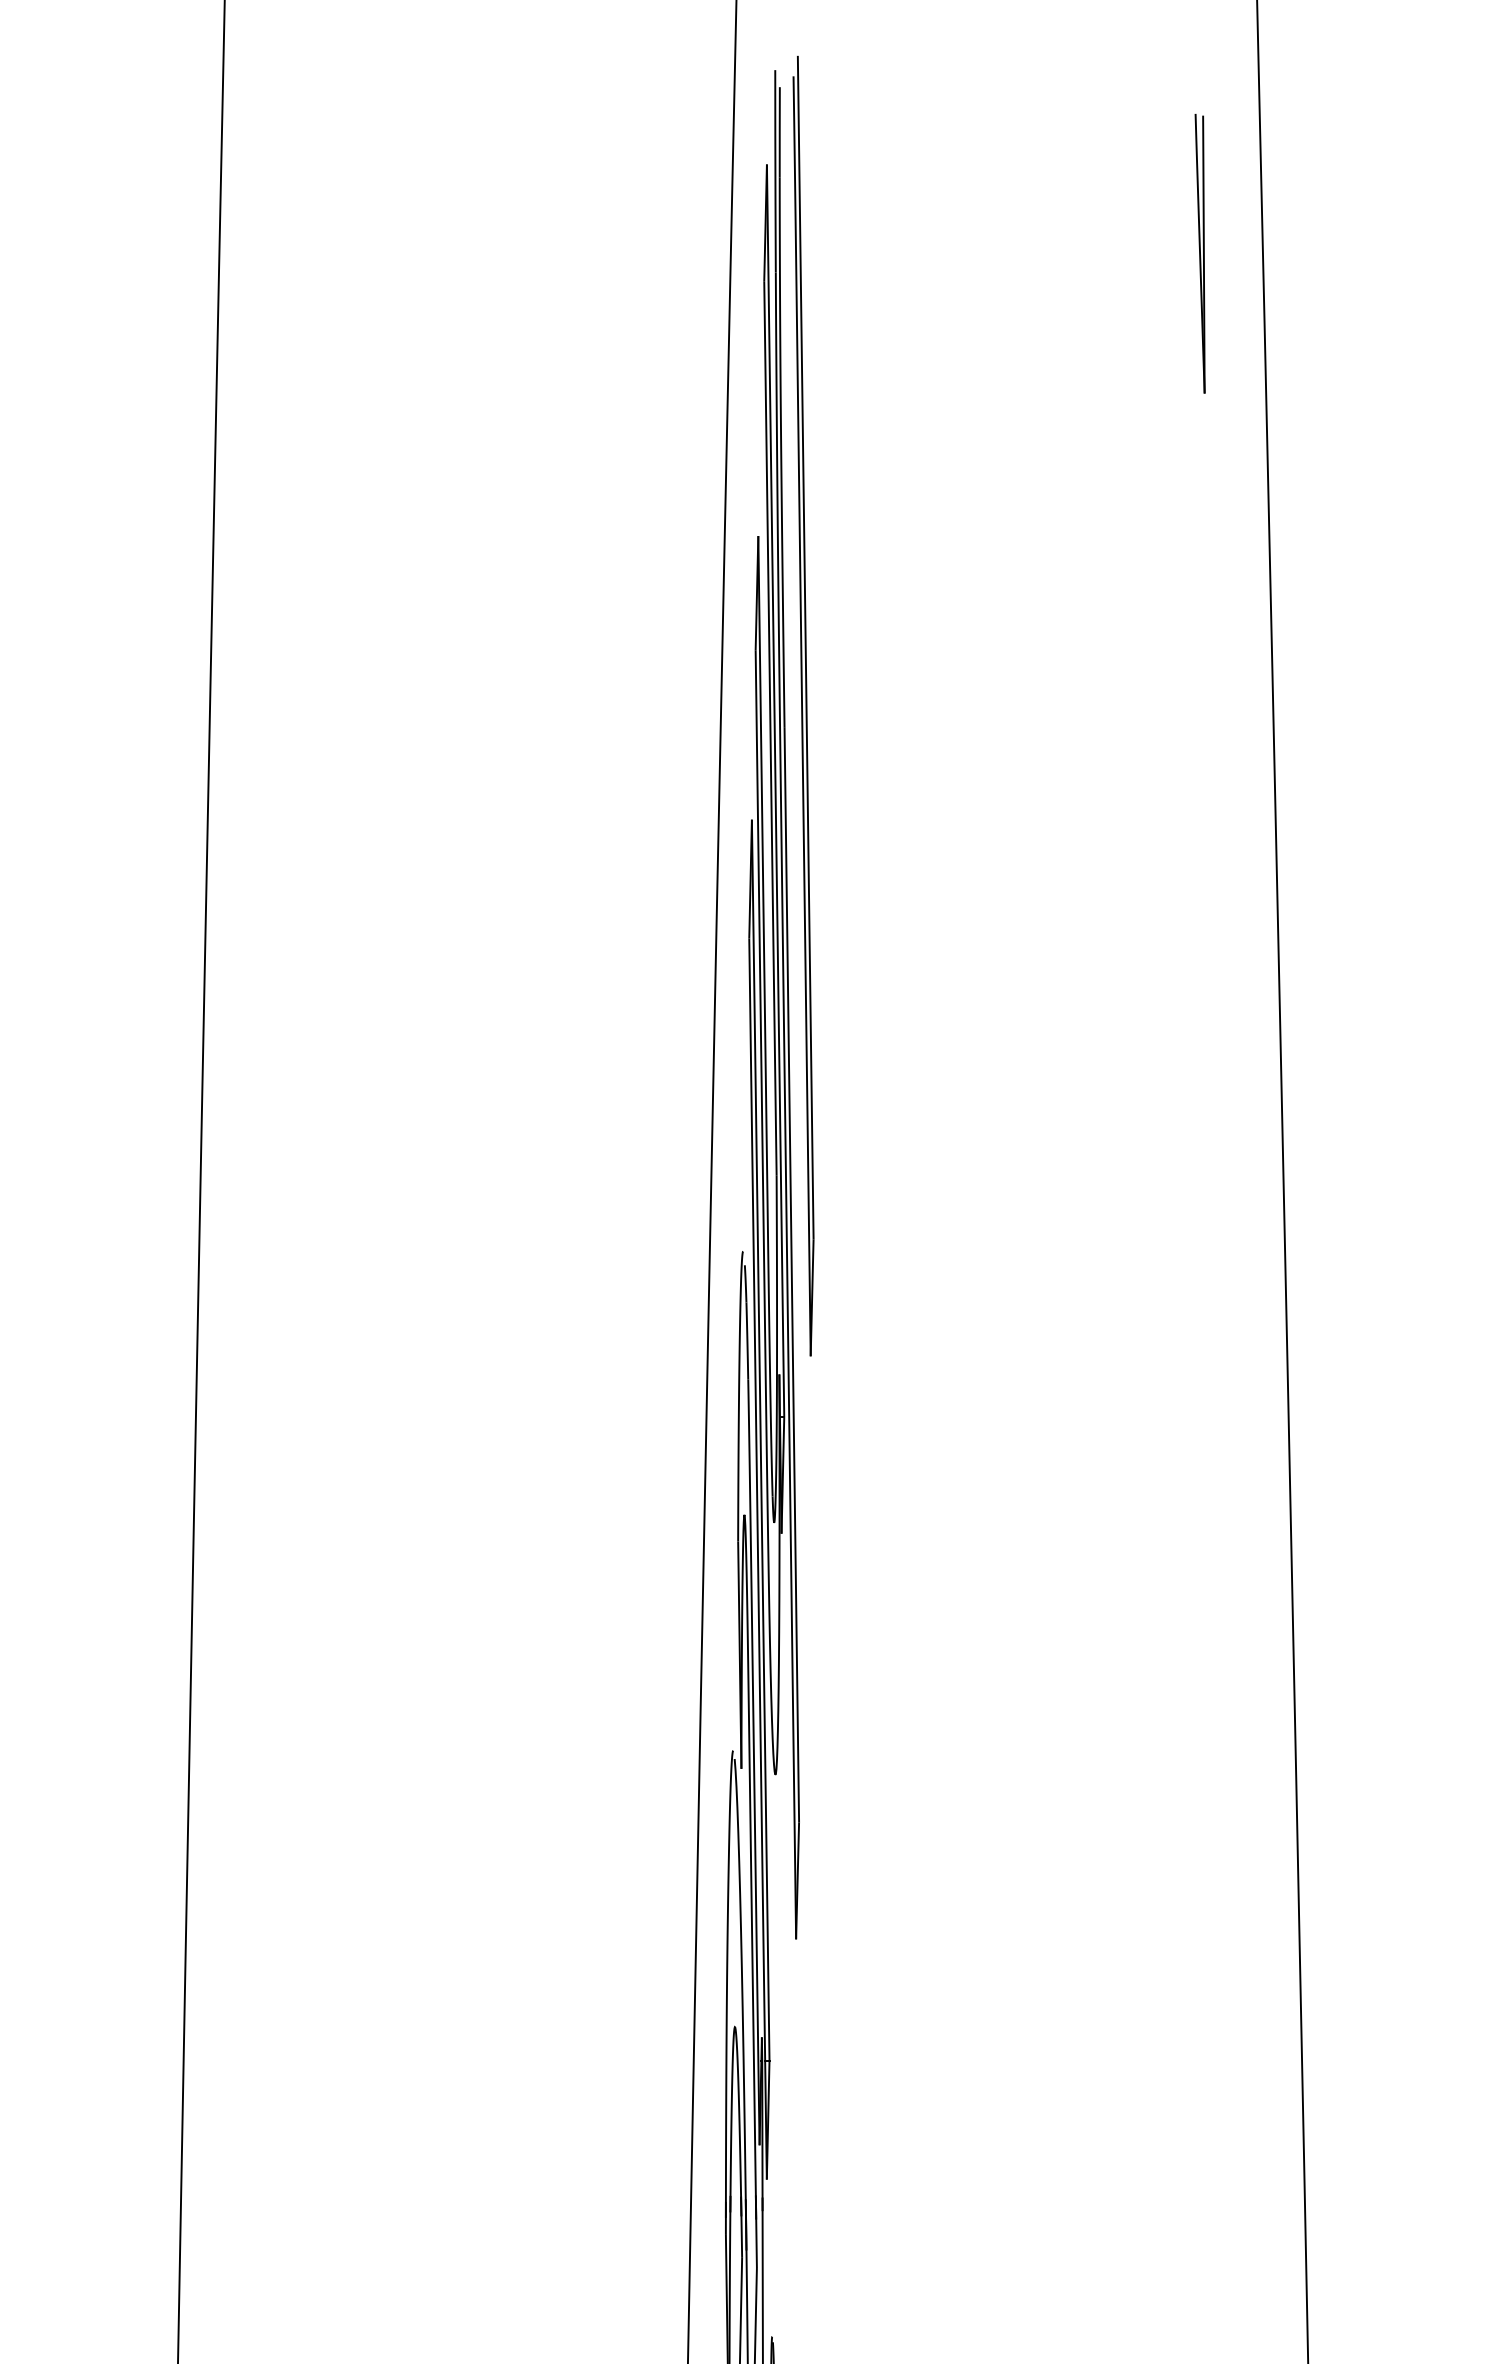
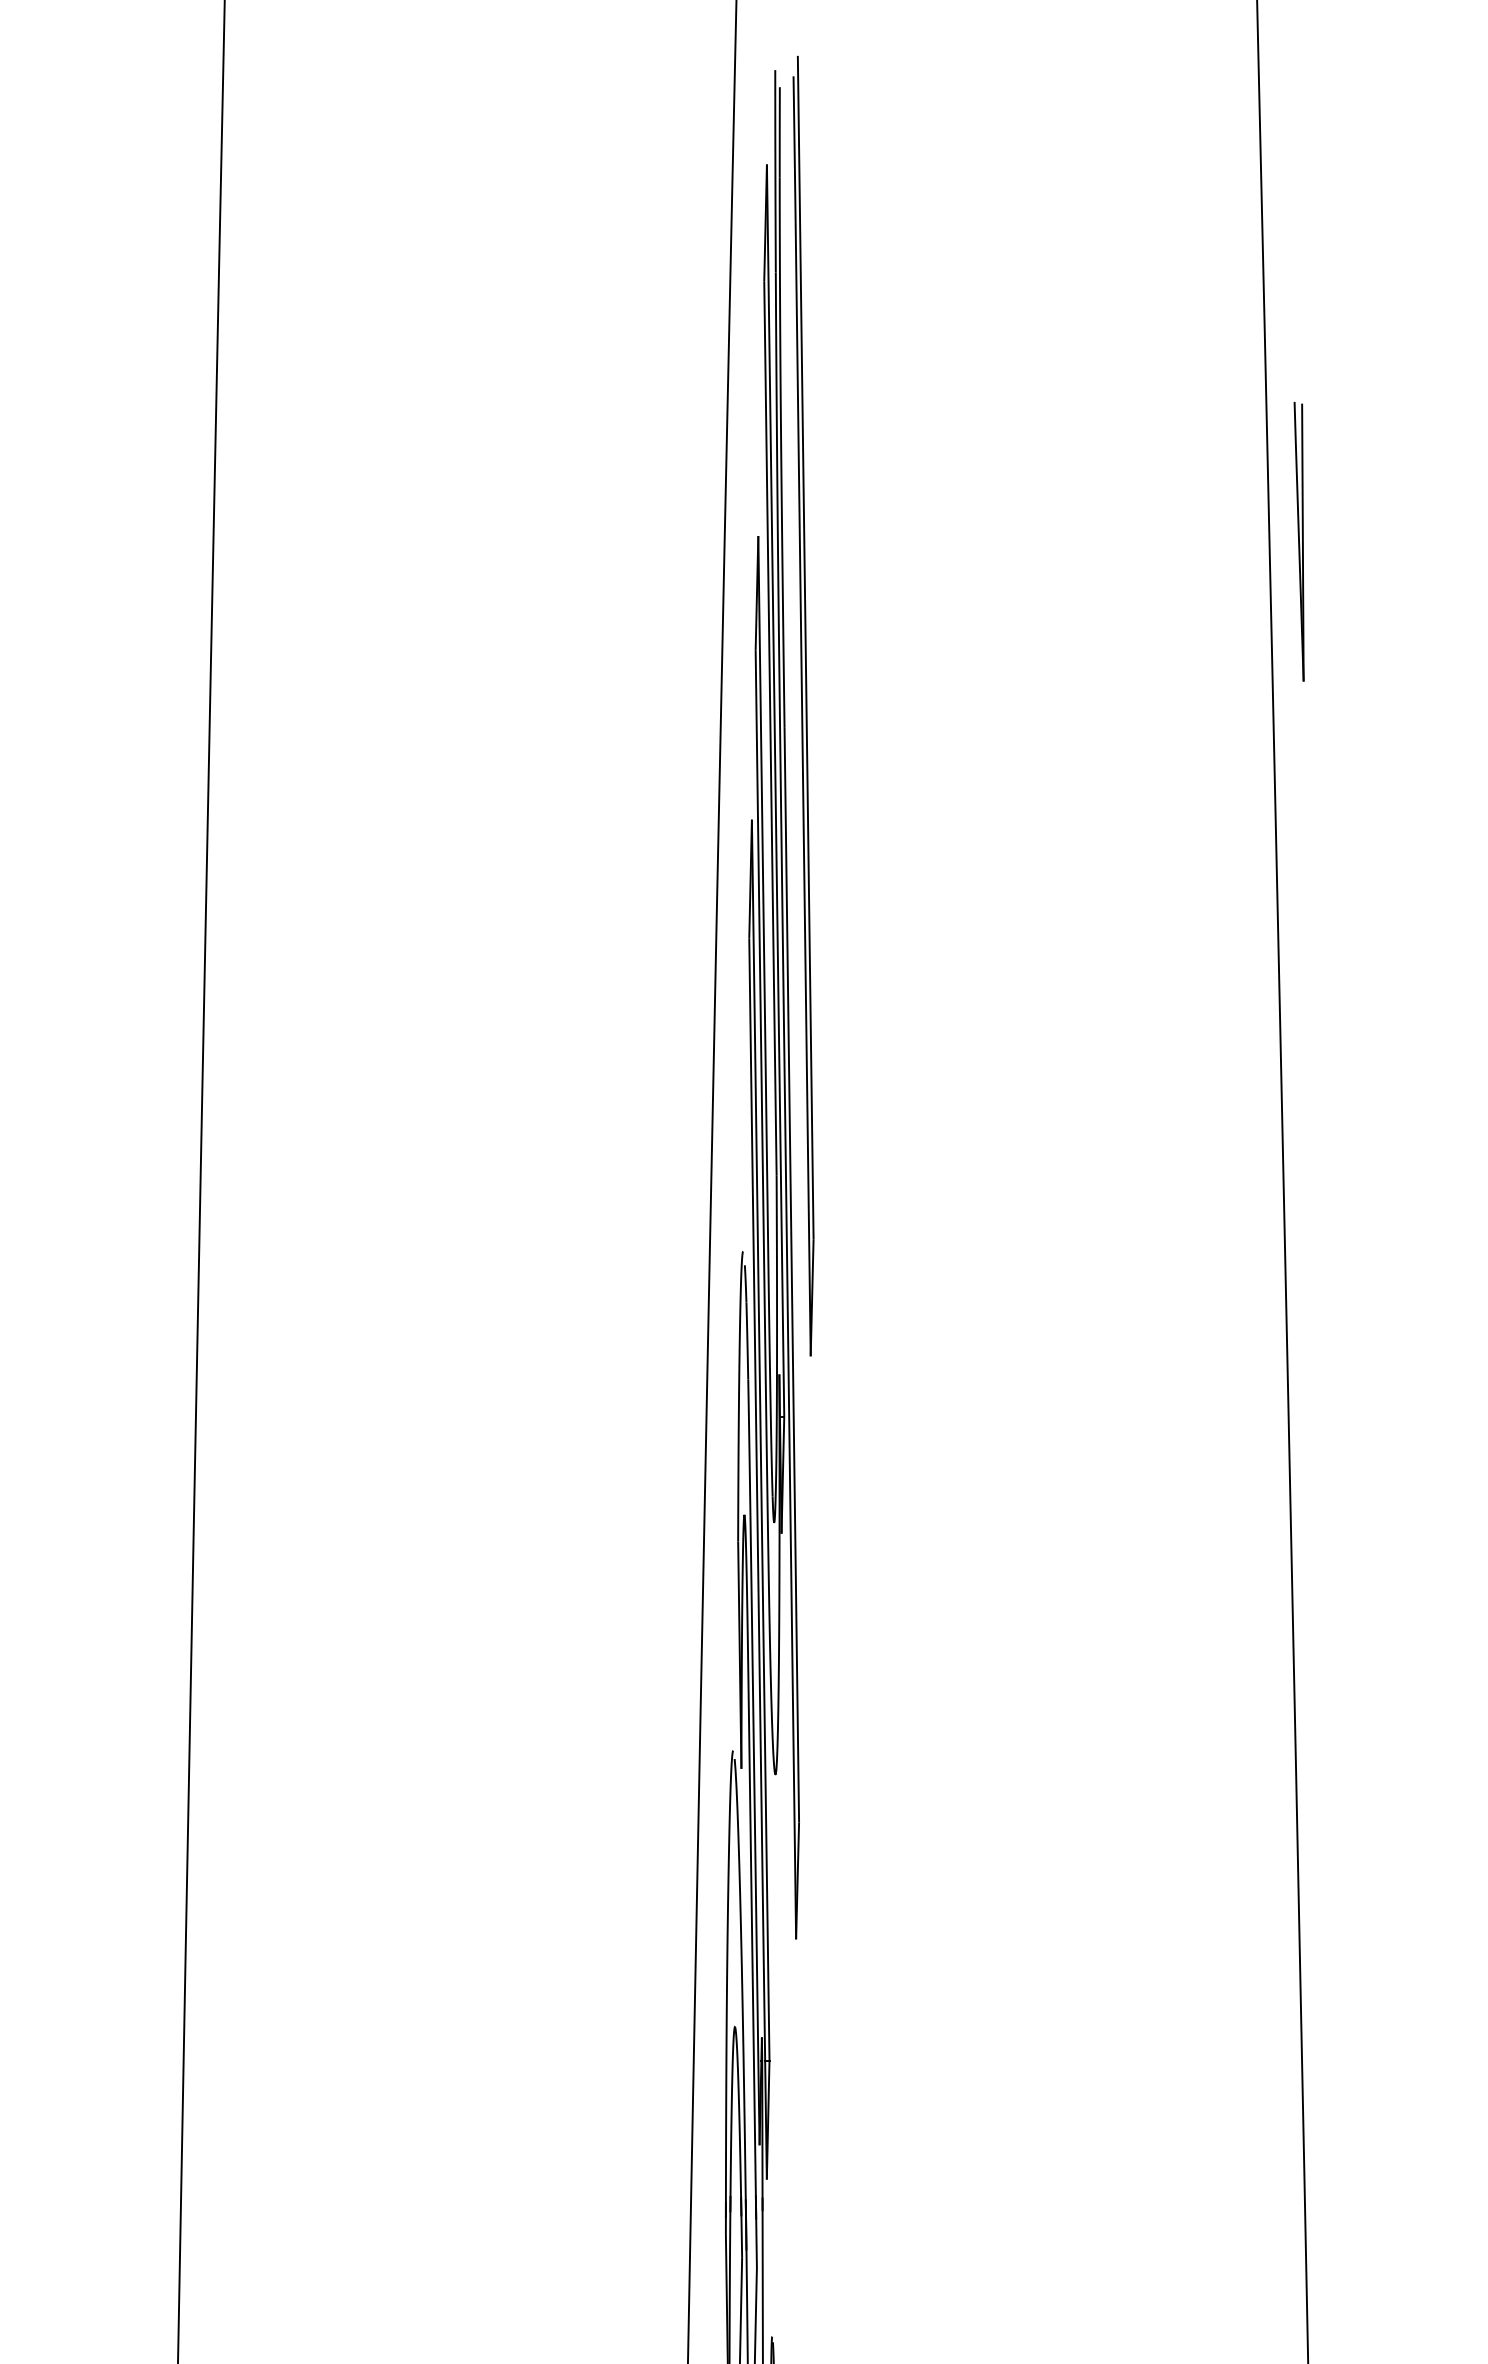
part position: (1199, 253) -> (1298, 541) (1298, 541)
